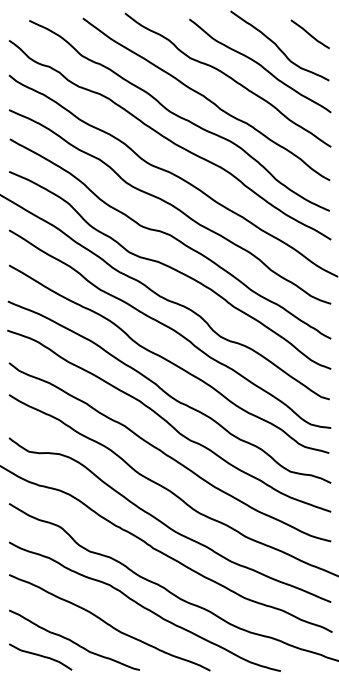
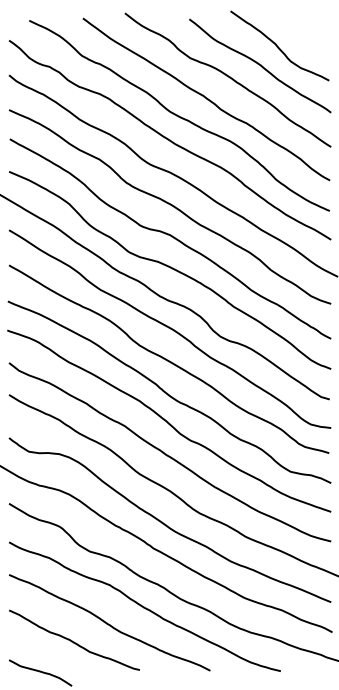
curve: present -> none (309, 34)
curve position: (40, 656) -> (40, 672) (40, 672)
